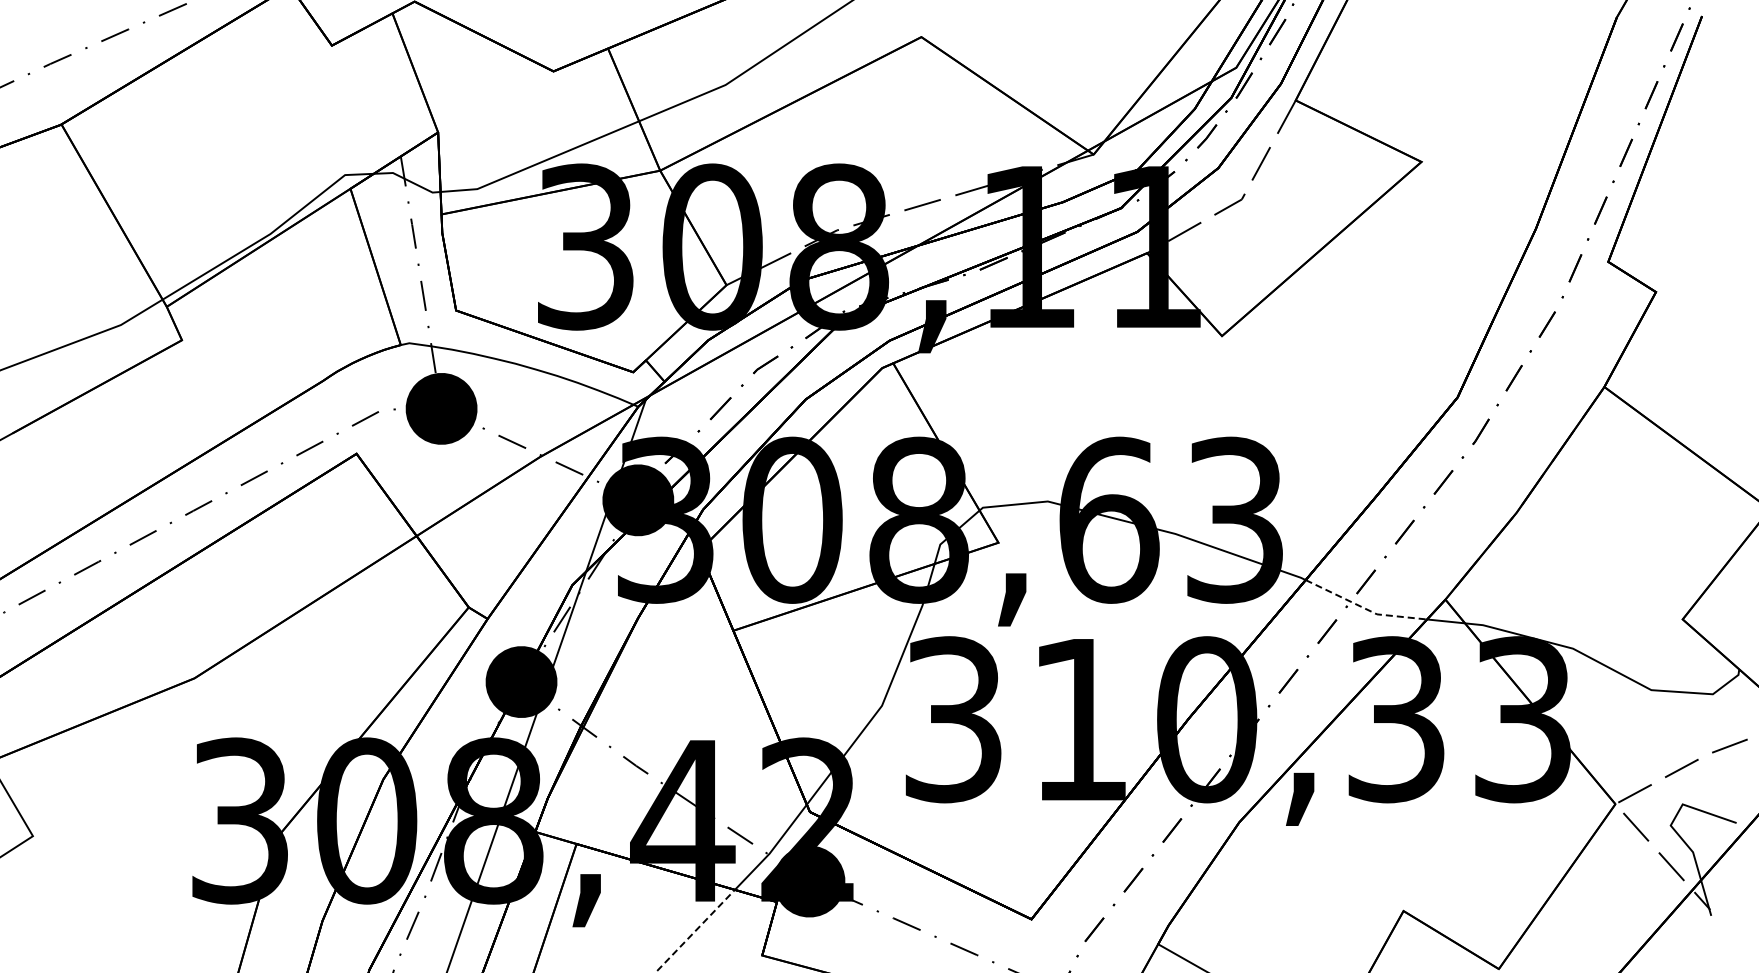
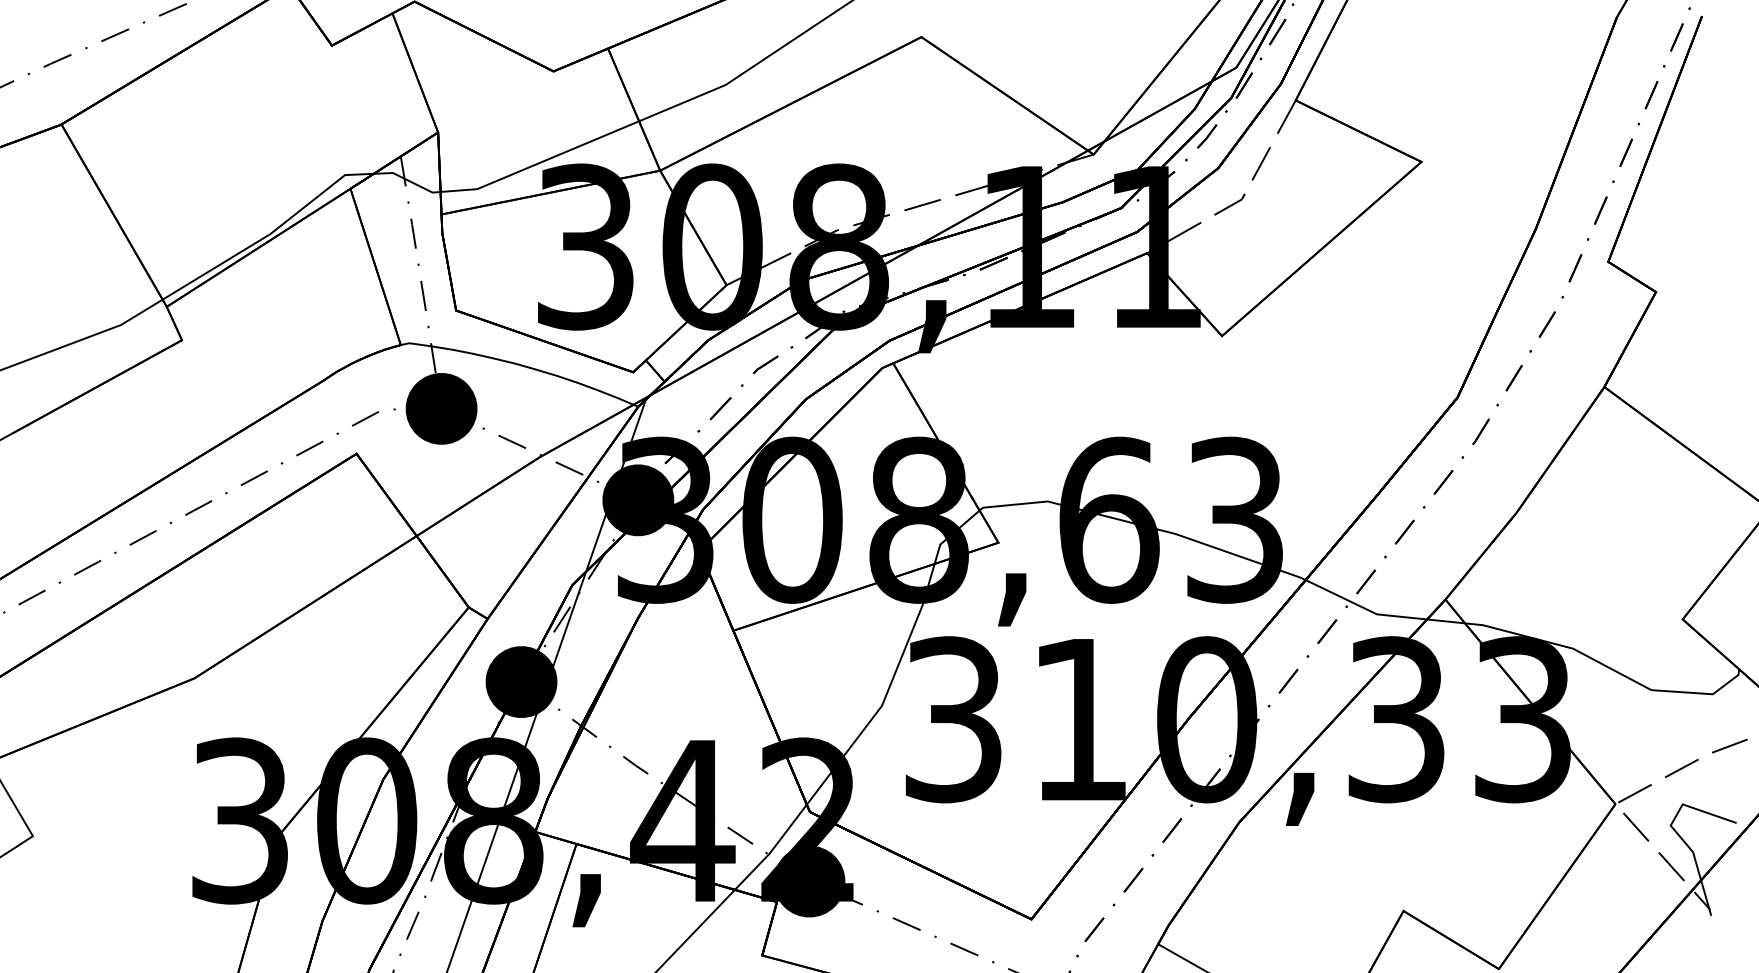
line: dashed -> solid (1364, 608)
line: dashed -> solid (695, 930)
